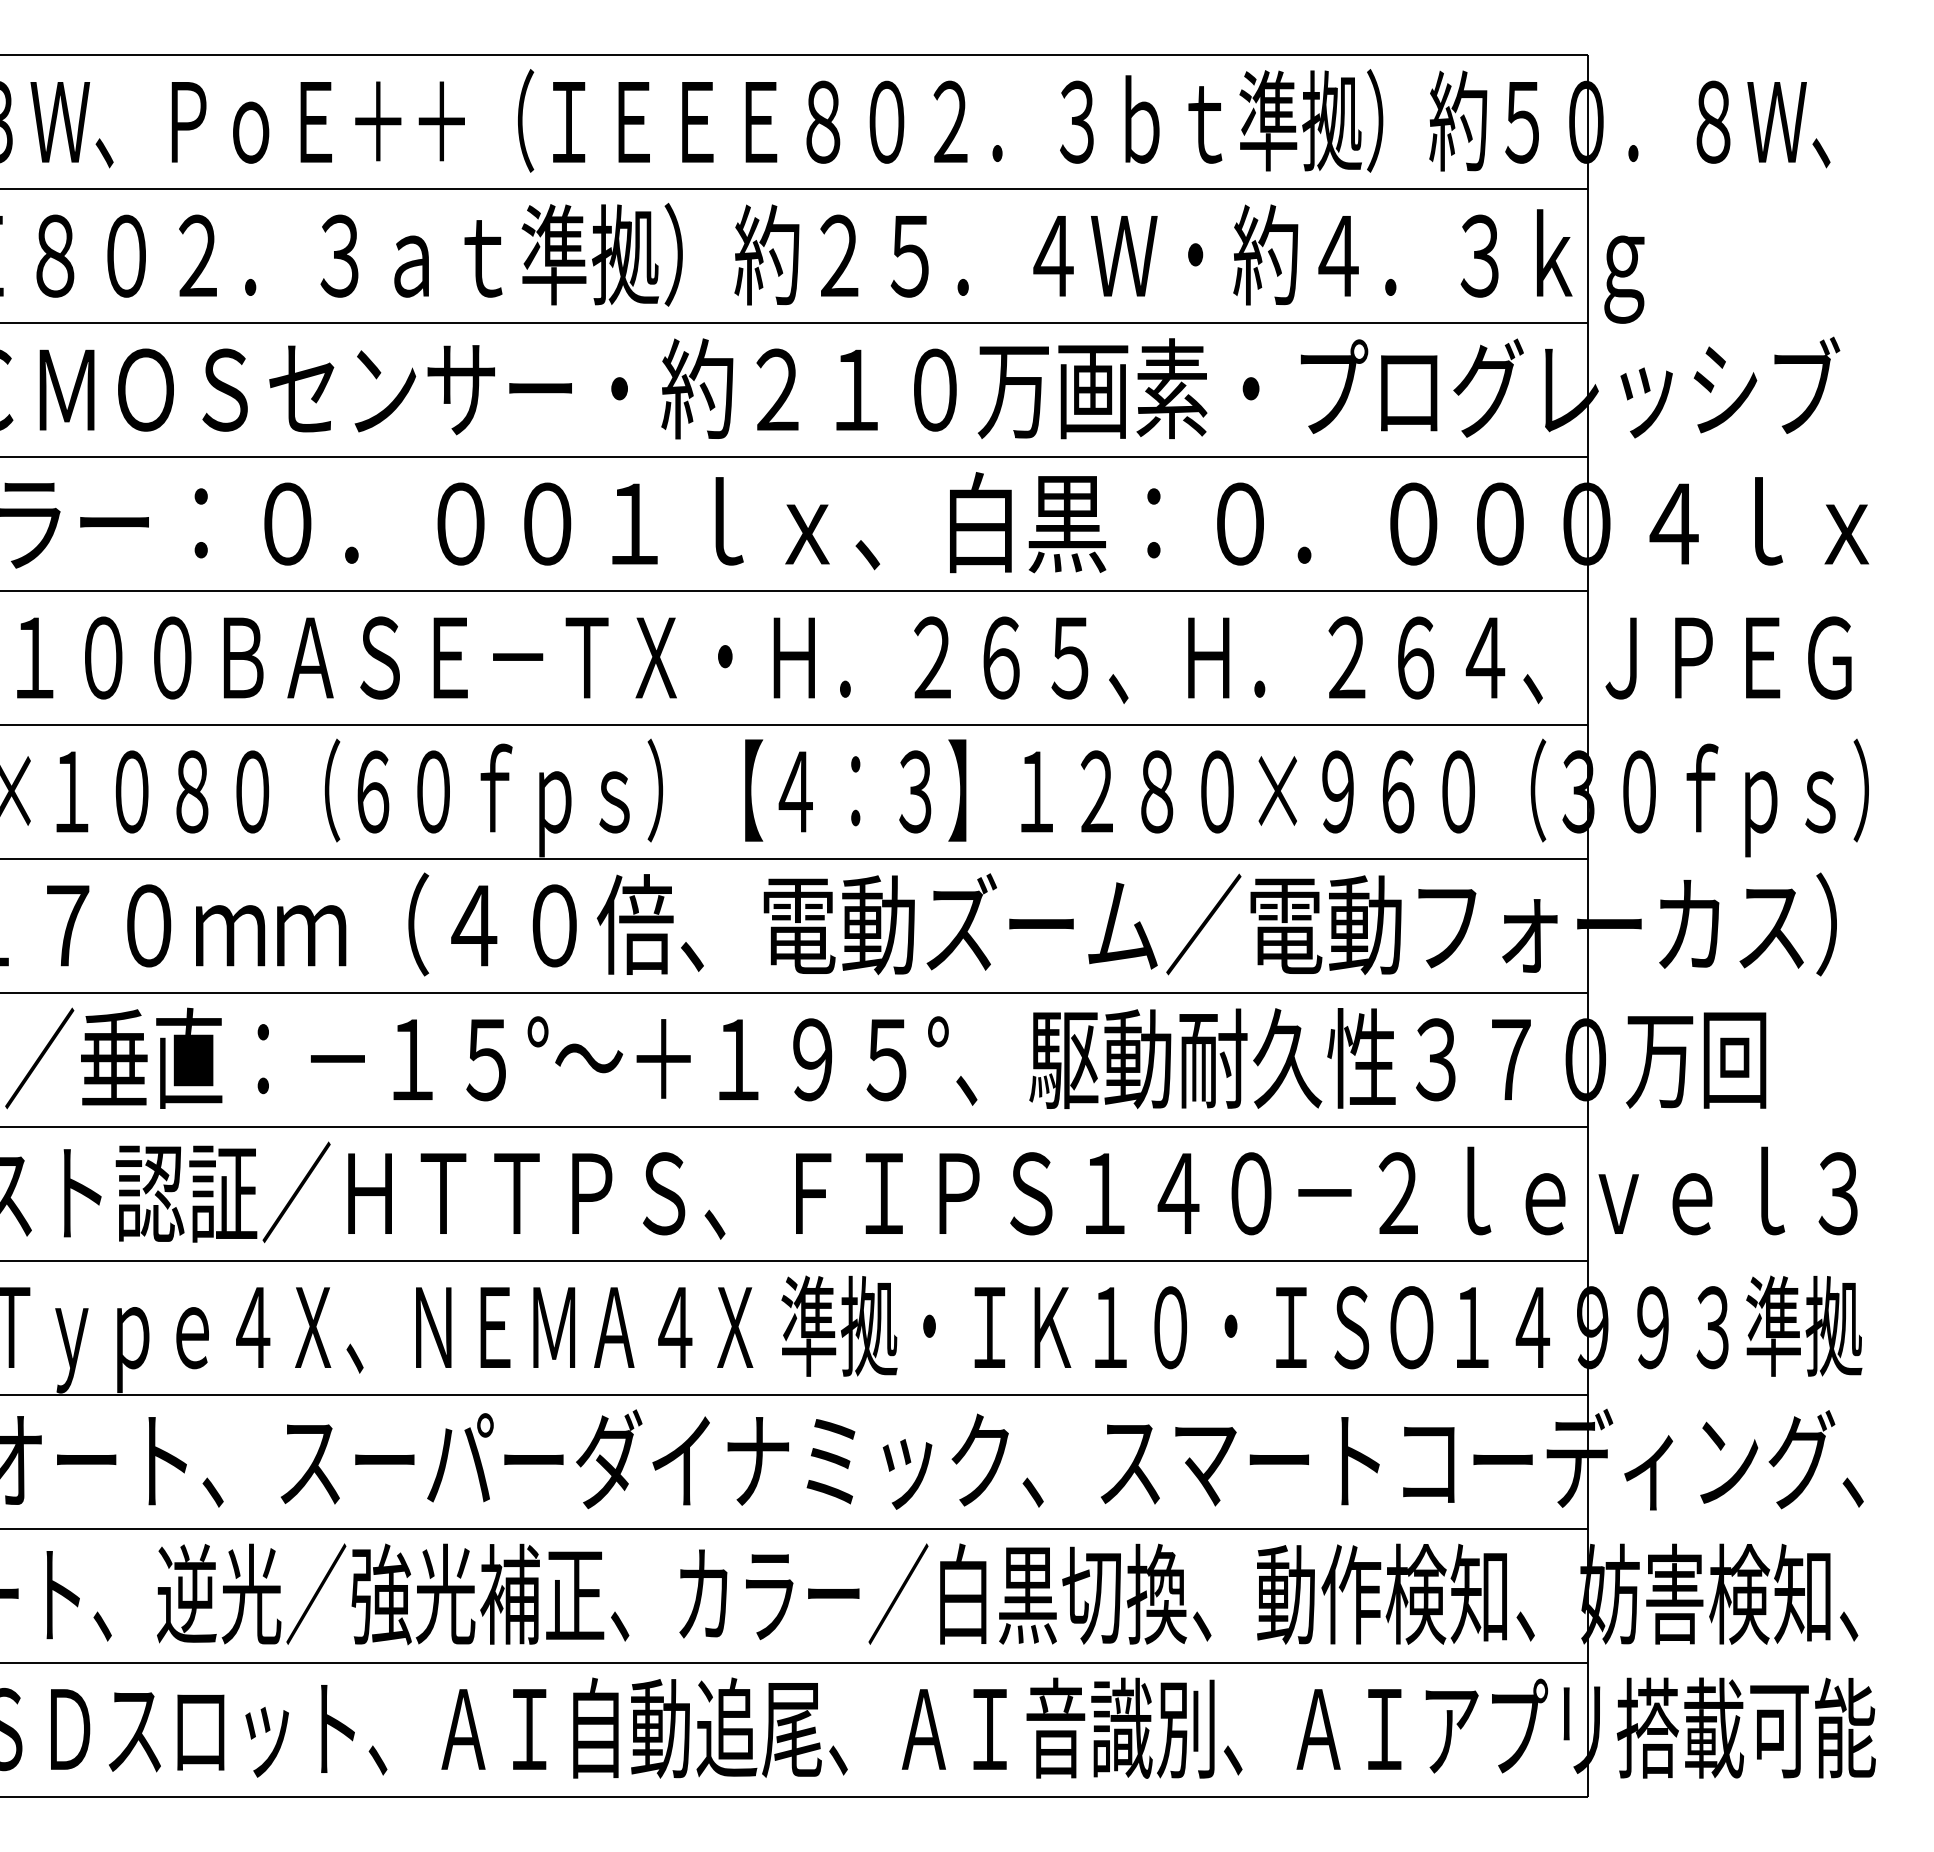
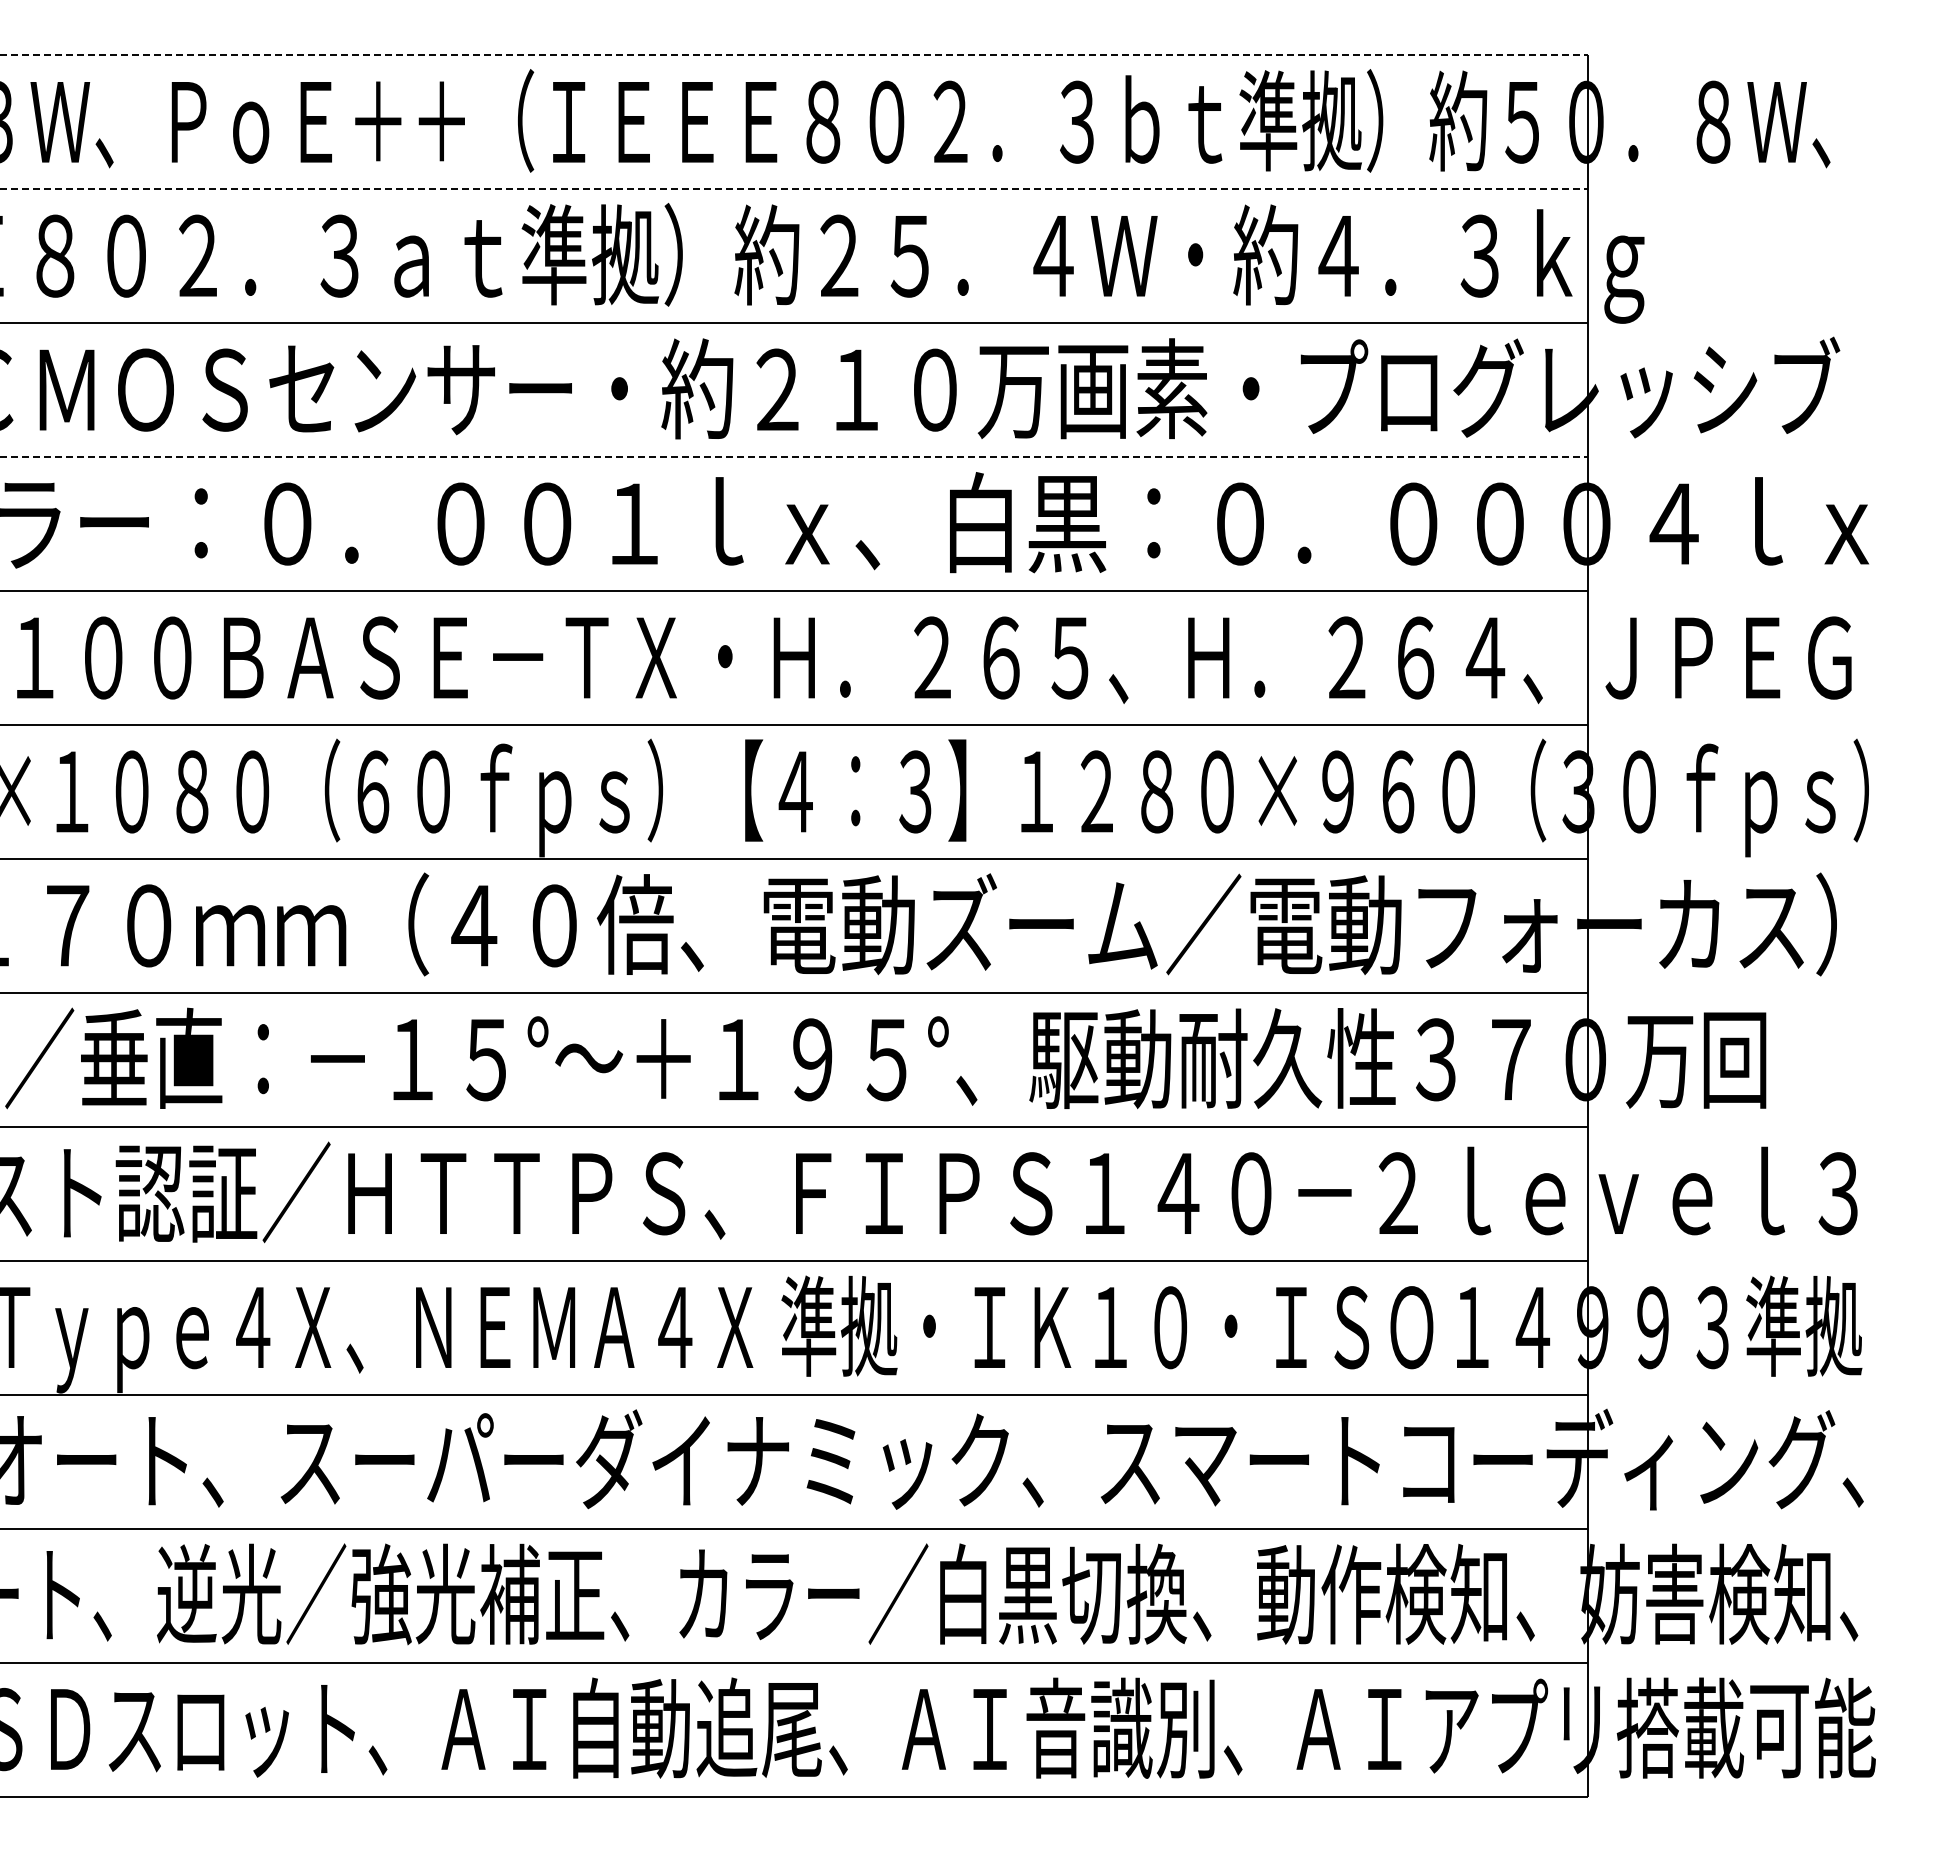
line: solid -> dashed (794, 55)
line: solid -> dashed (794, 189)
line: solid -> dashed (794, 457)
